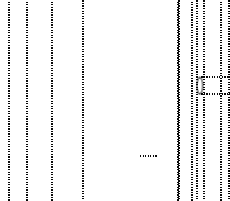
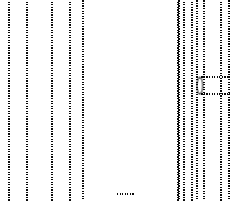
line: none -> present (69, 99)
line: none -> present (184, 99)
line position: (148, 155) -> (125, 193) (125, 193)
